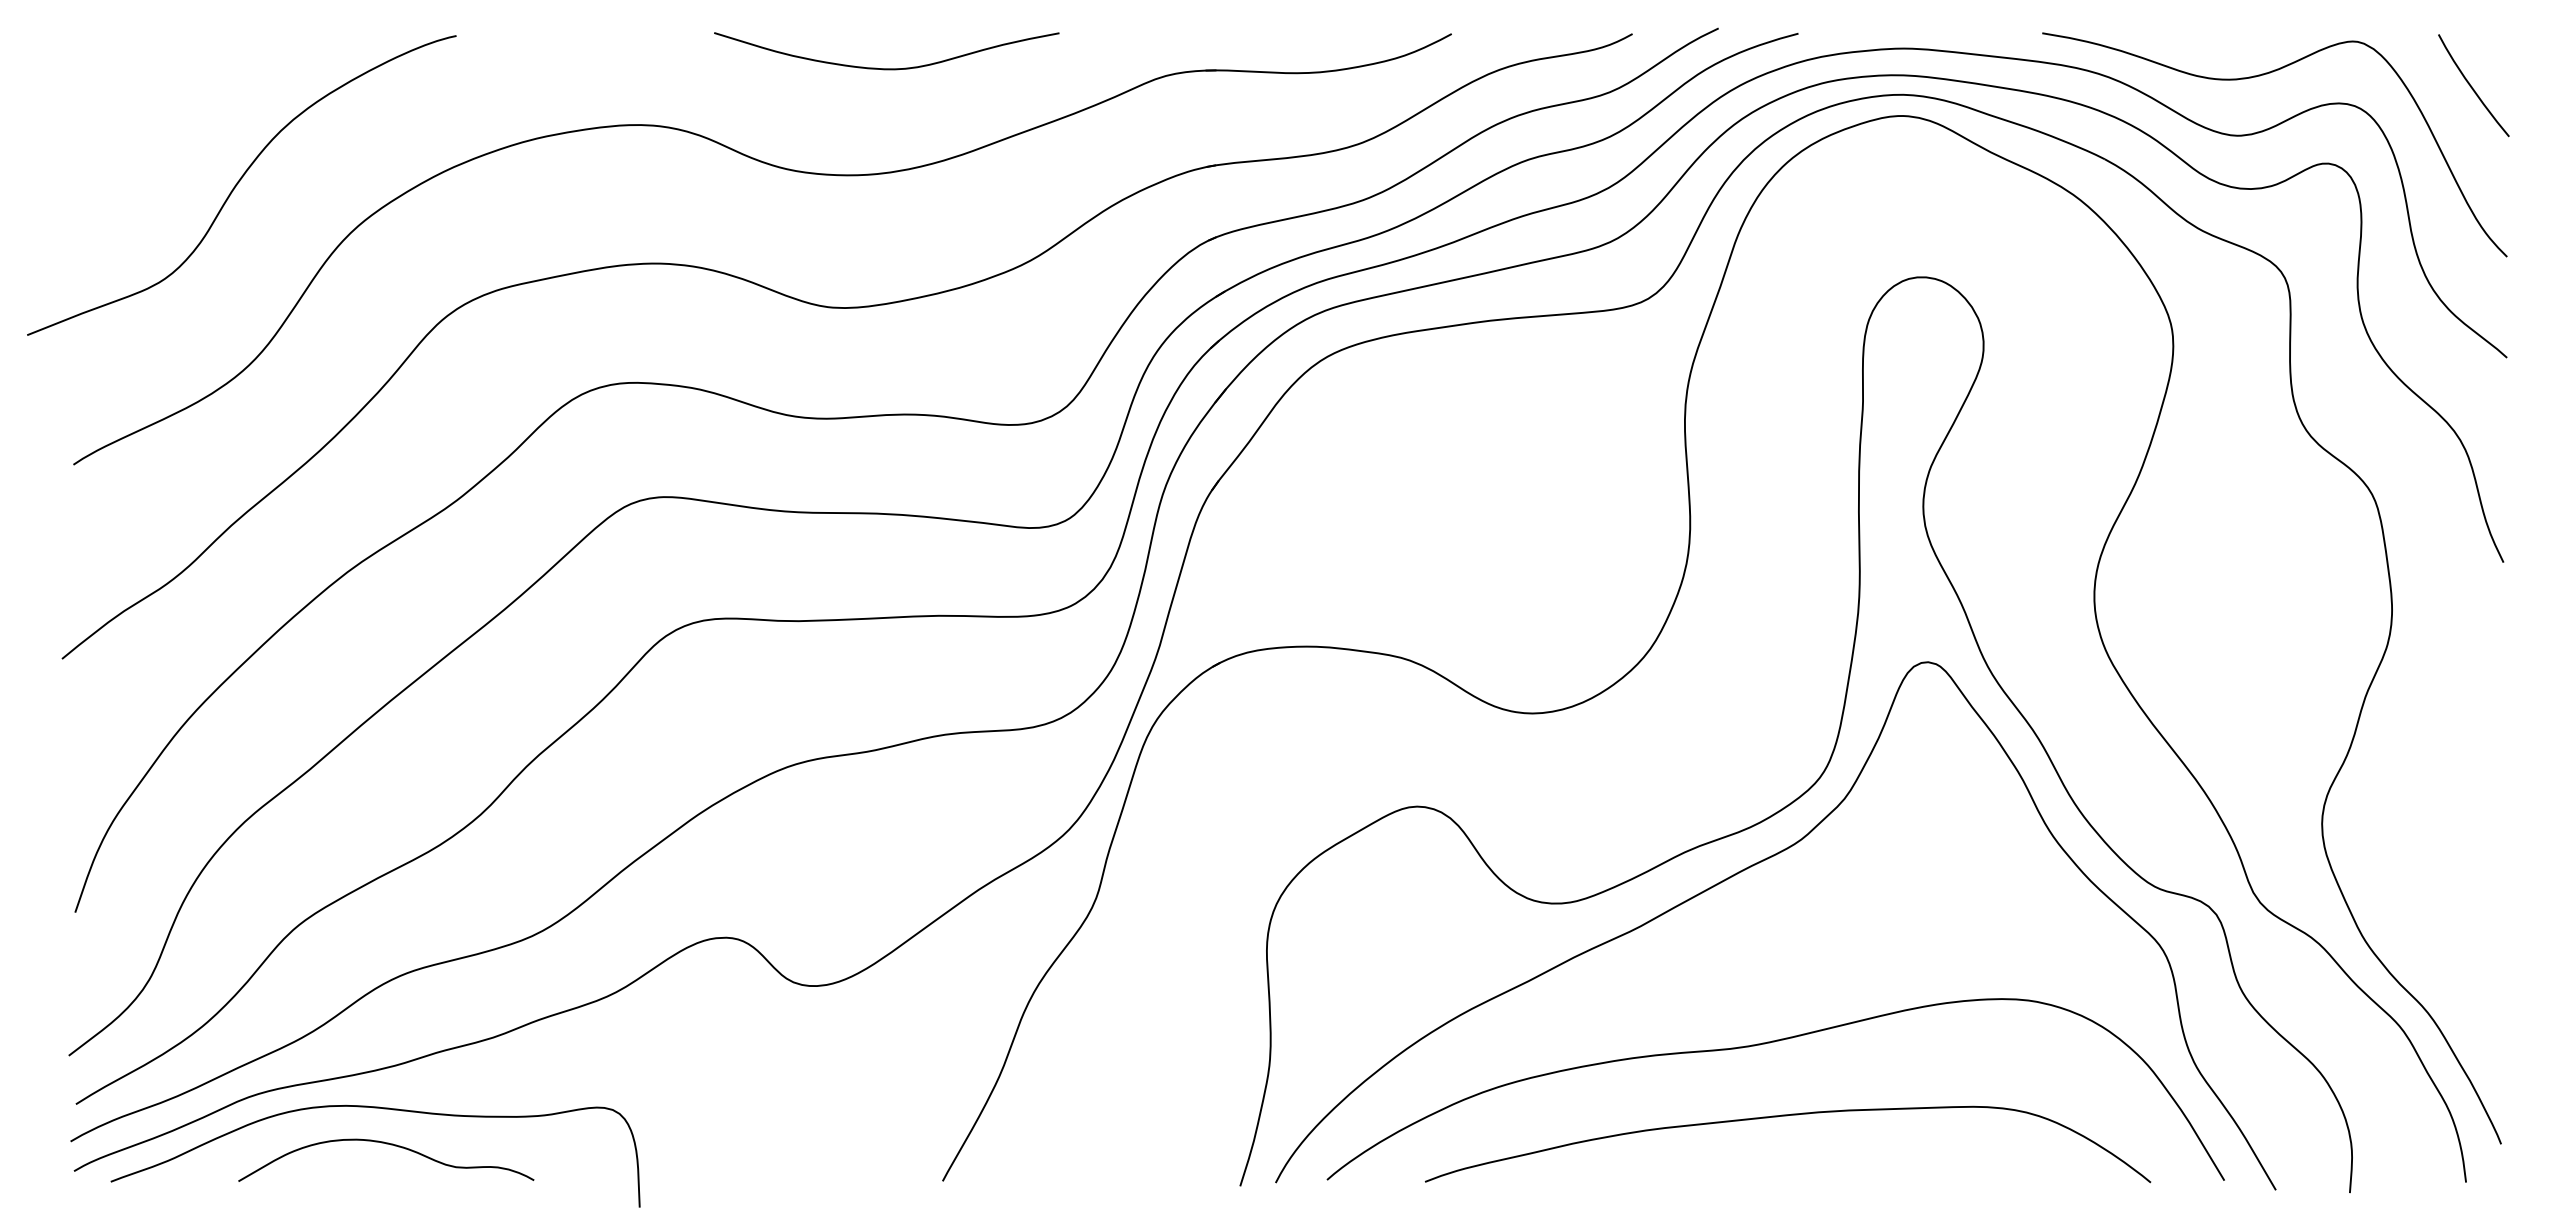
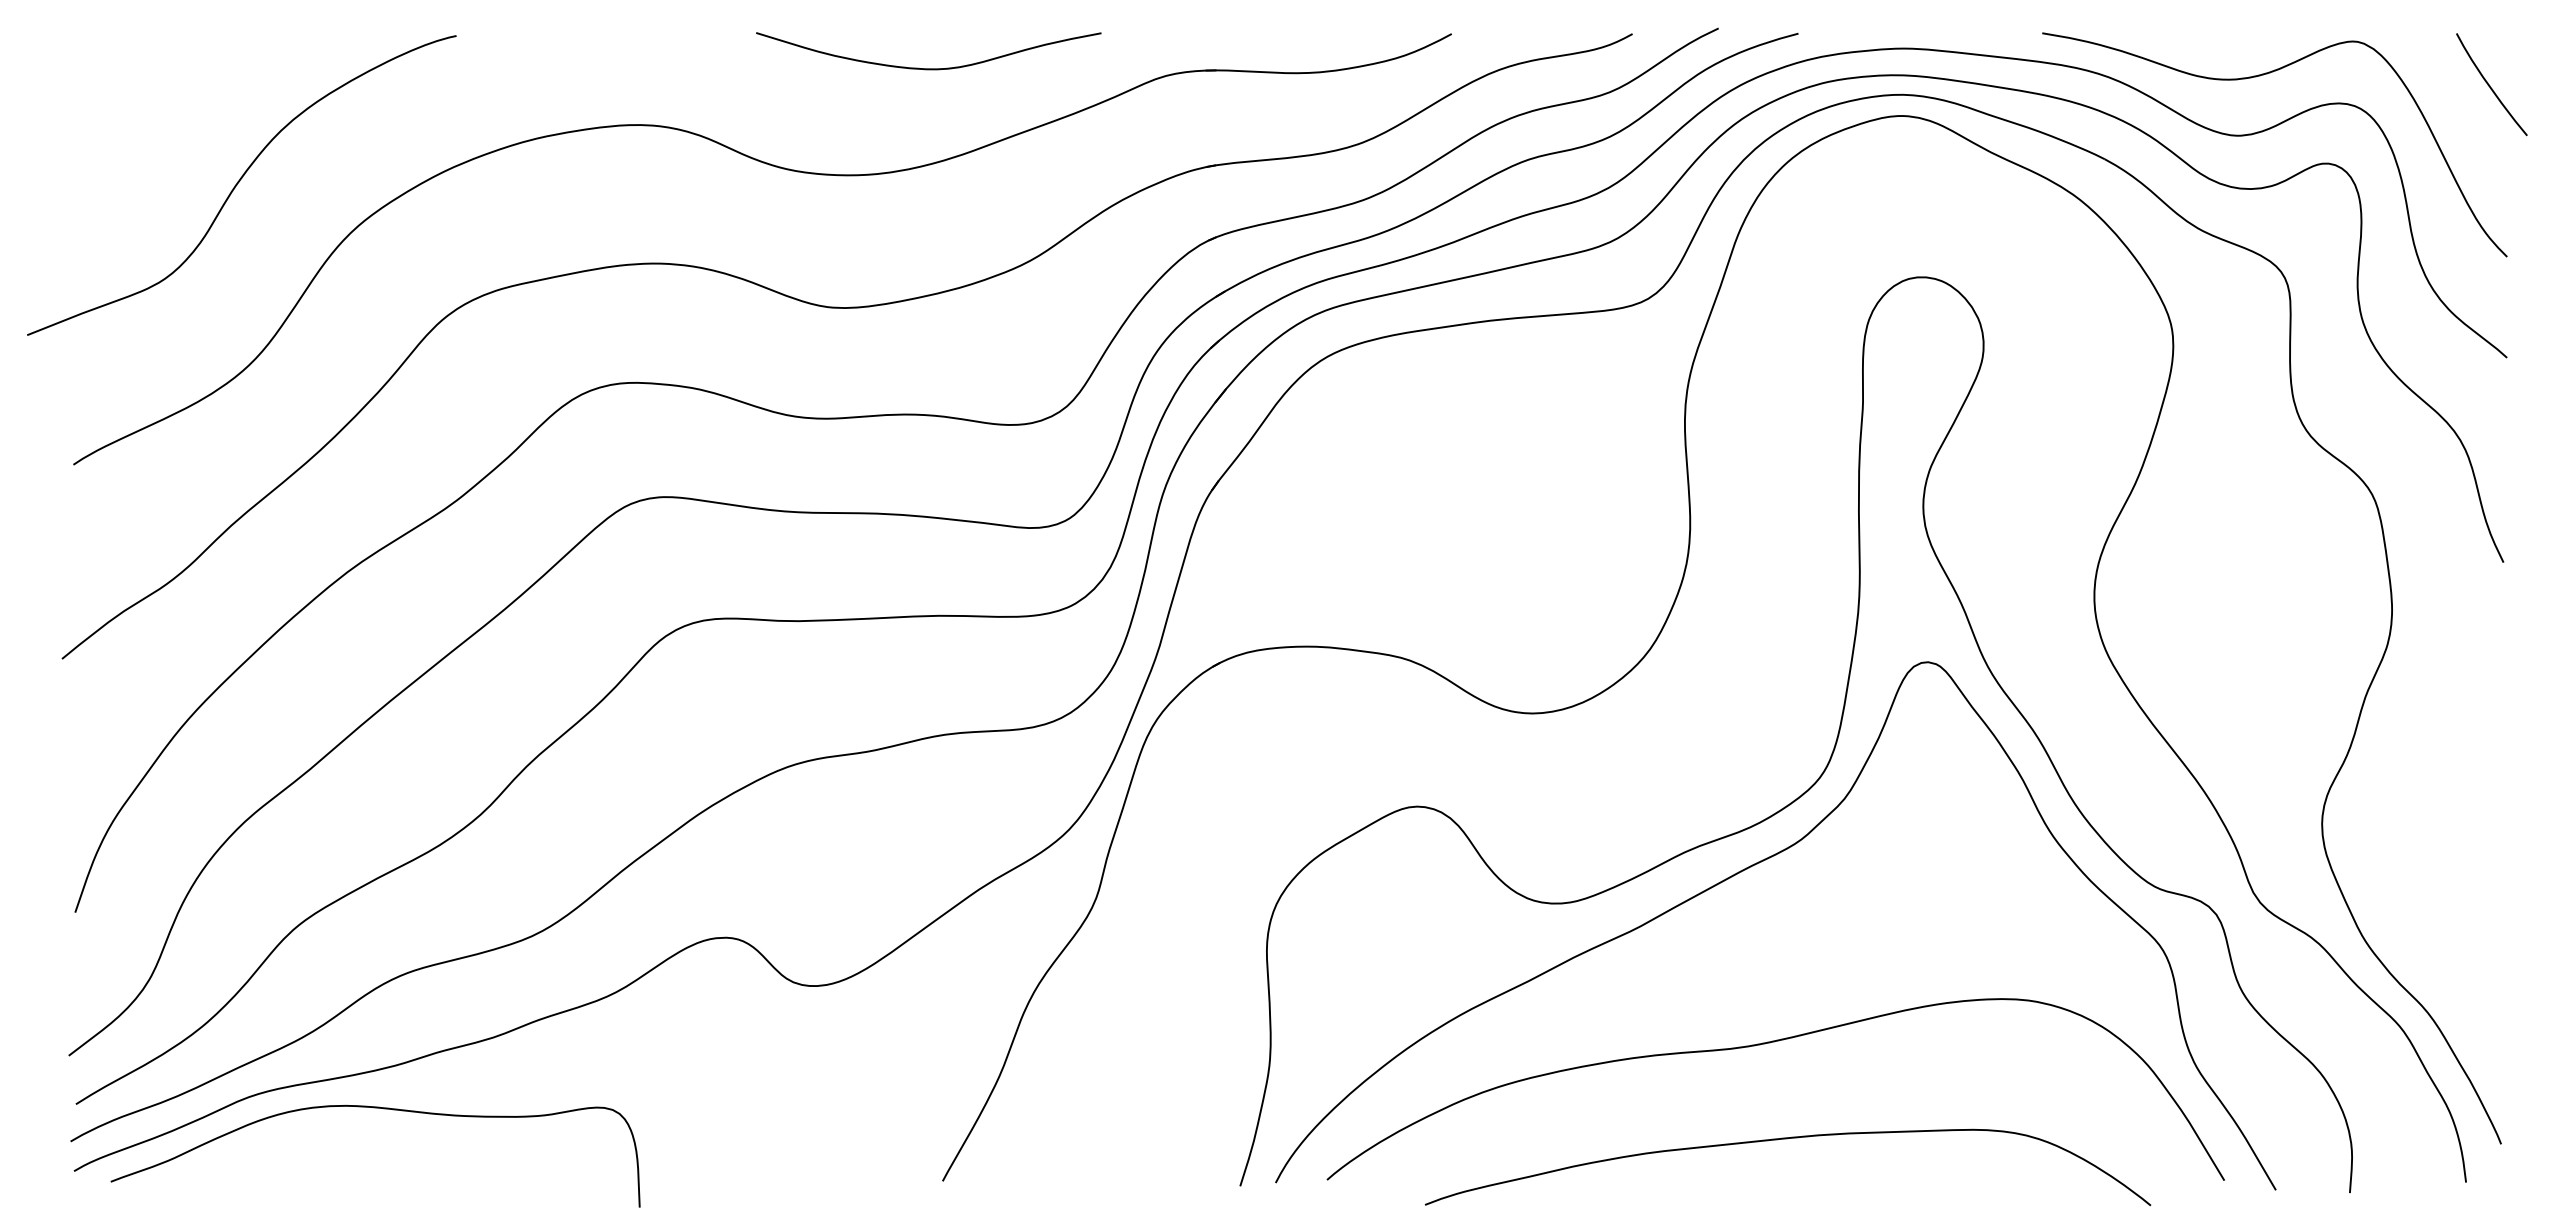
curve position: (886, 68) -> (928, 68) (928, 68)
curve position: (2472, 86) -> (2490, 85) (2490, 85)
curve position: (1787, 1116) -> (1787, 1139) (1787, 1139)
curve: present -> none (391, 1145)
